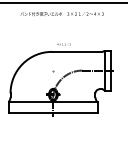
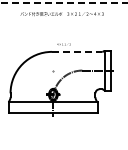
line: solid -> dashed (64, 2)
line: solid -> dashed (77, 51)
